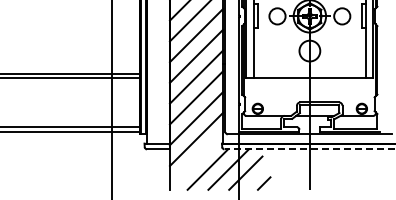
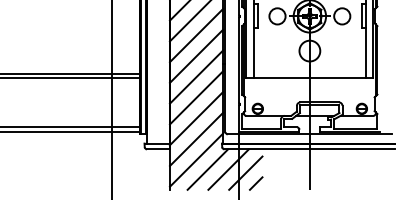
line: dashed -> solid (309, 149)
line: none -> present (196, 159)
line position: (263, 183) -> (255, 183) (255, 183)
